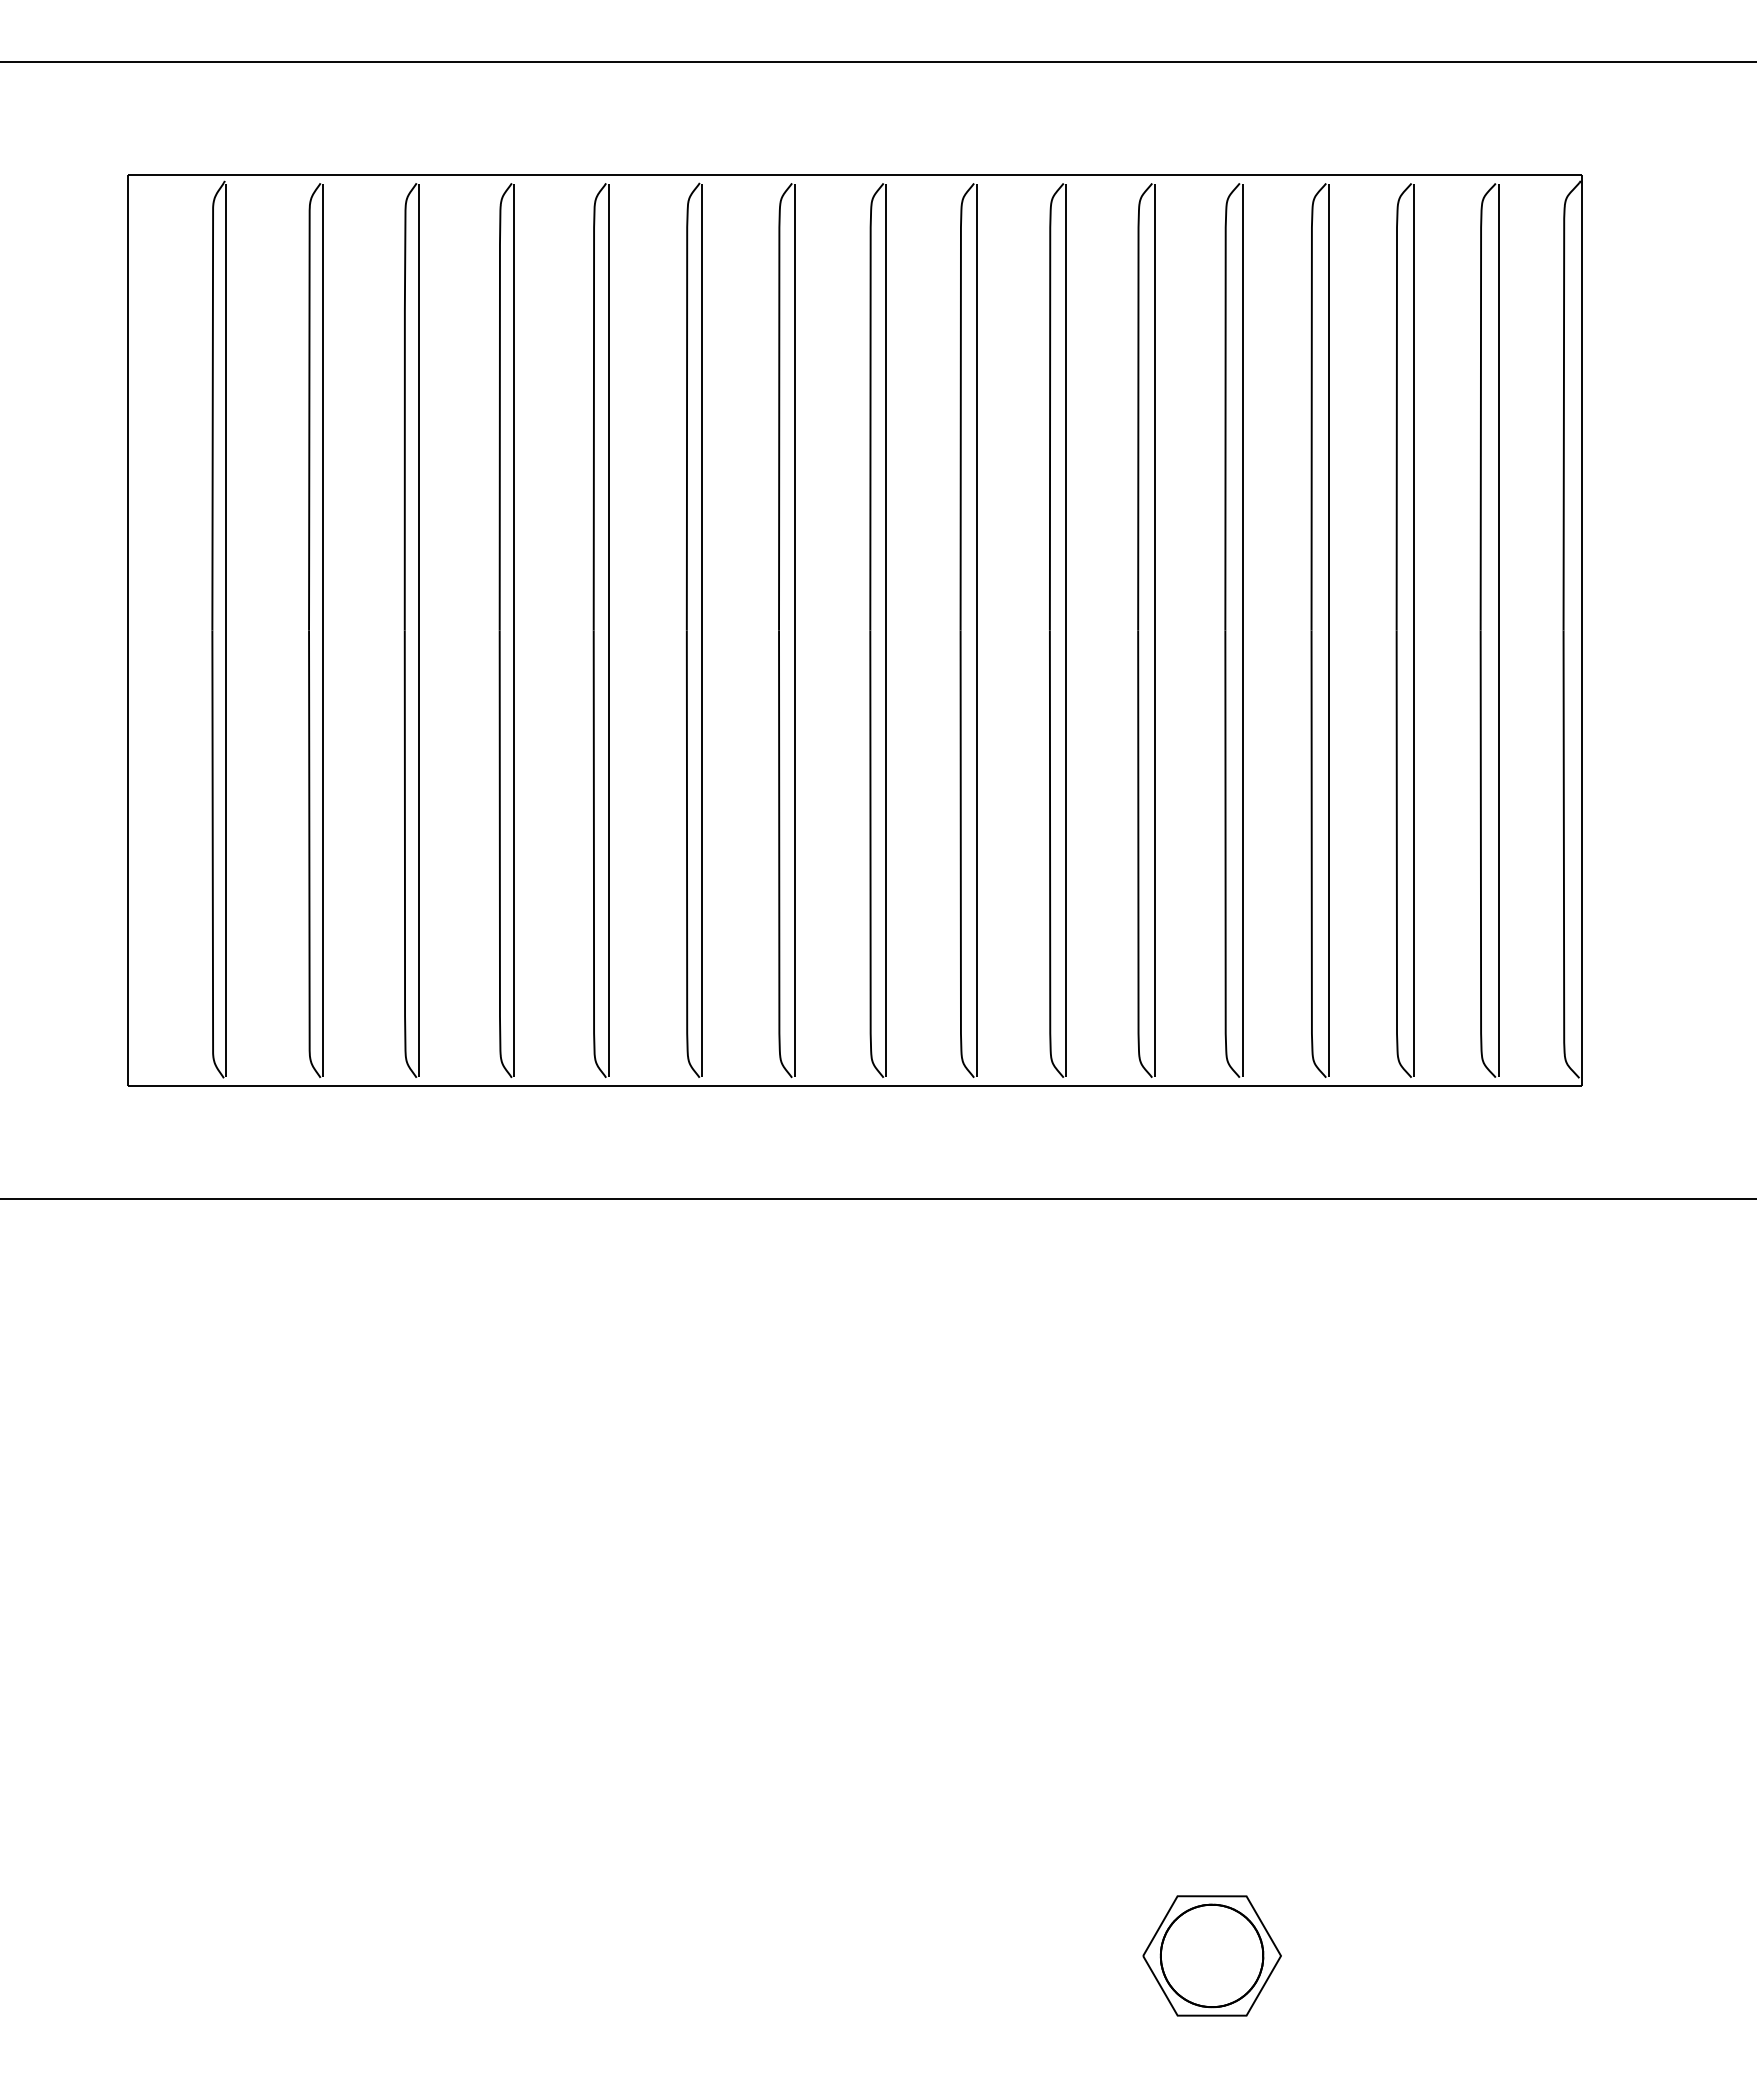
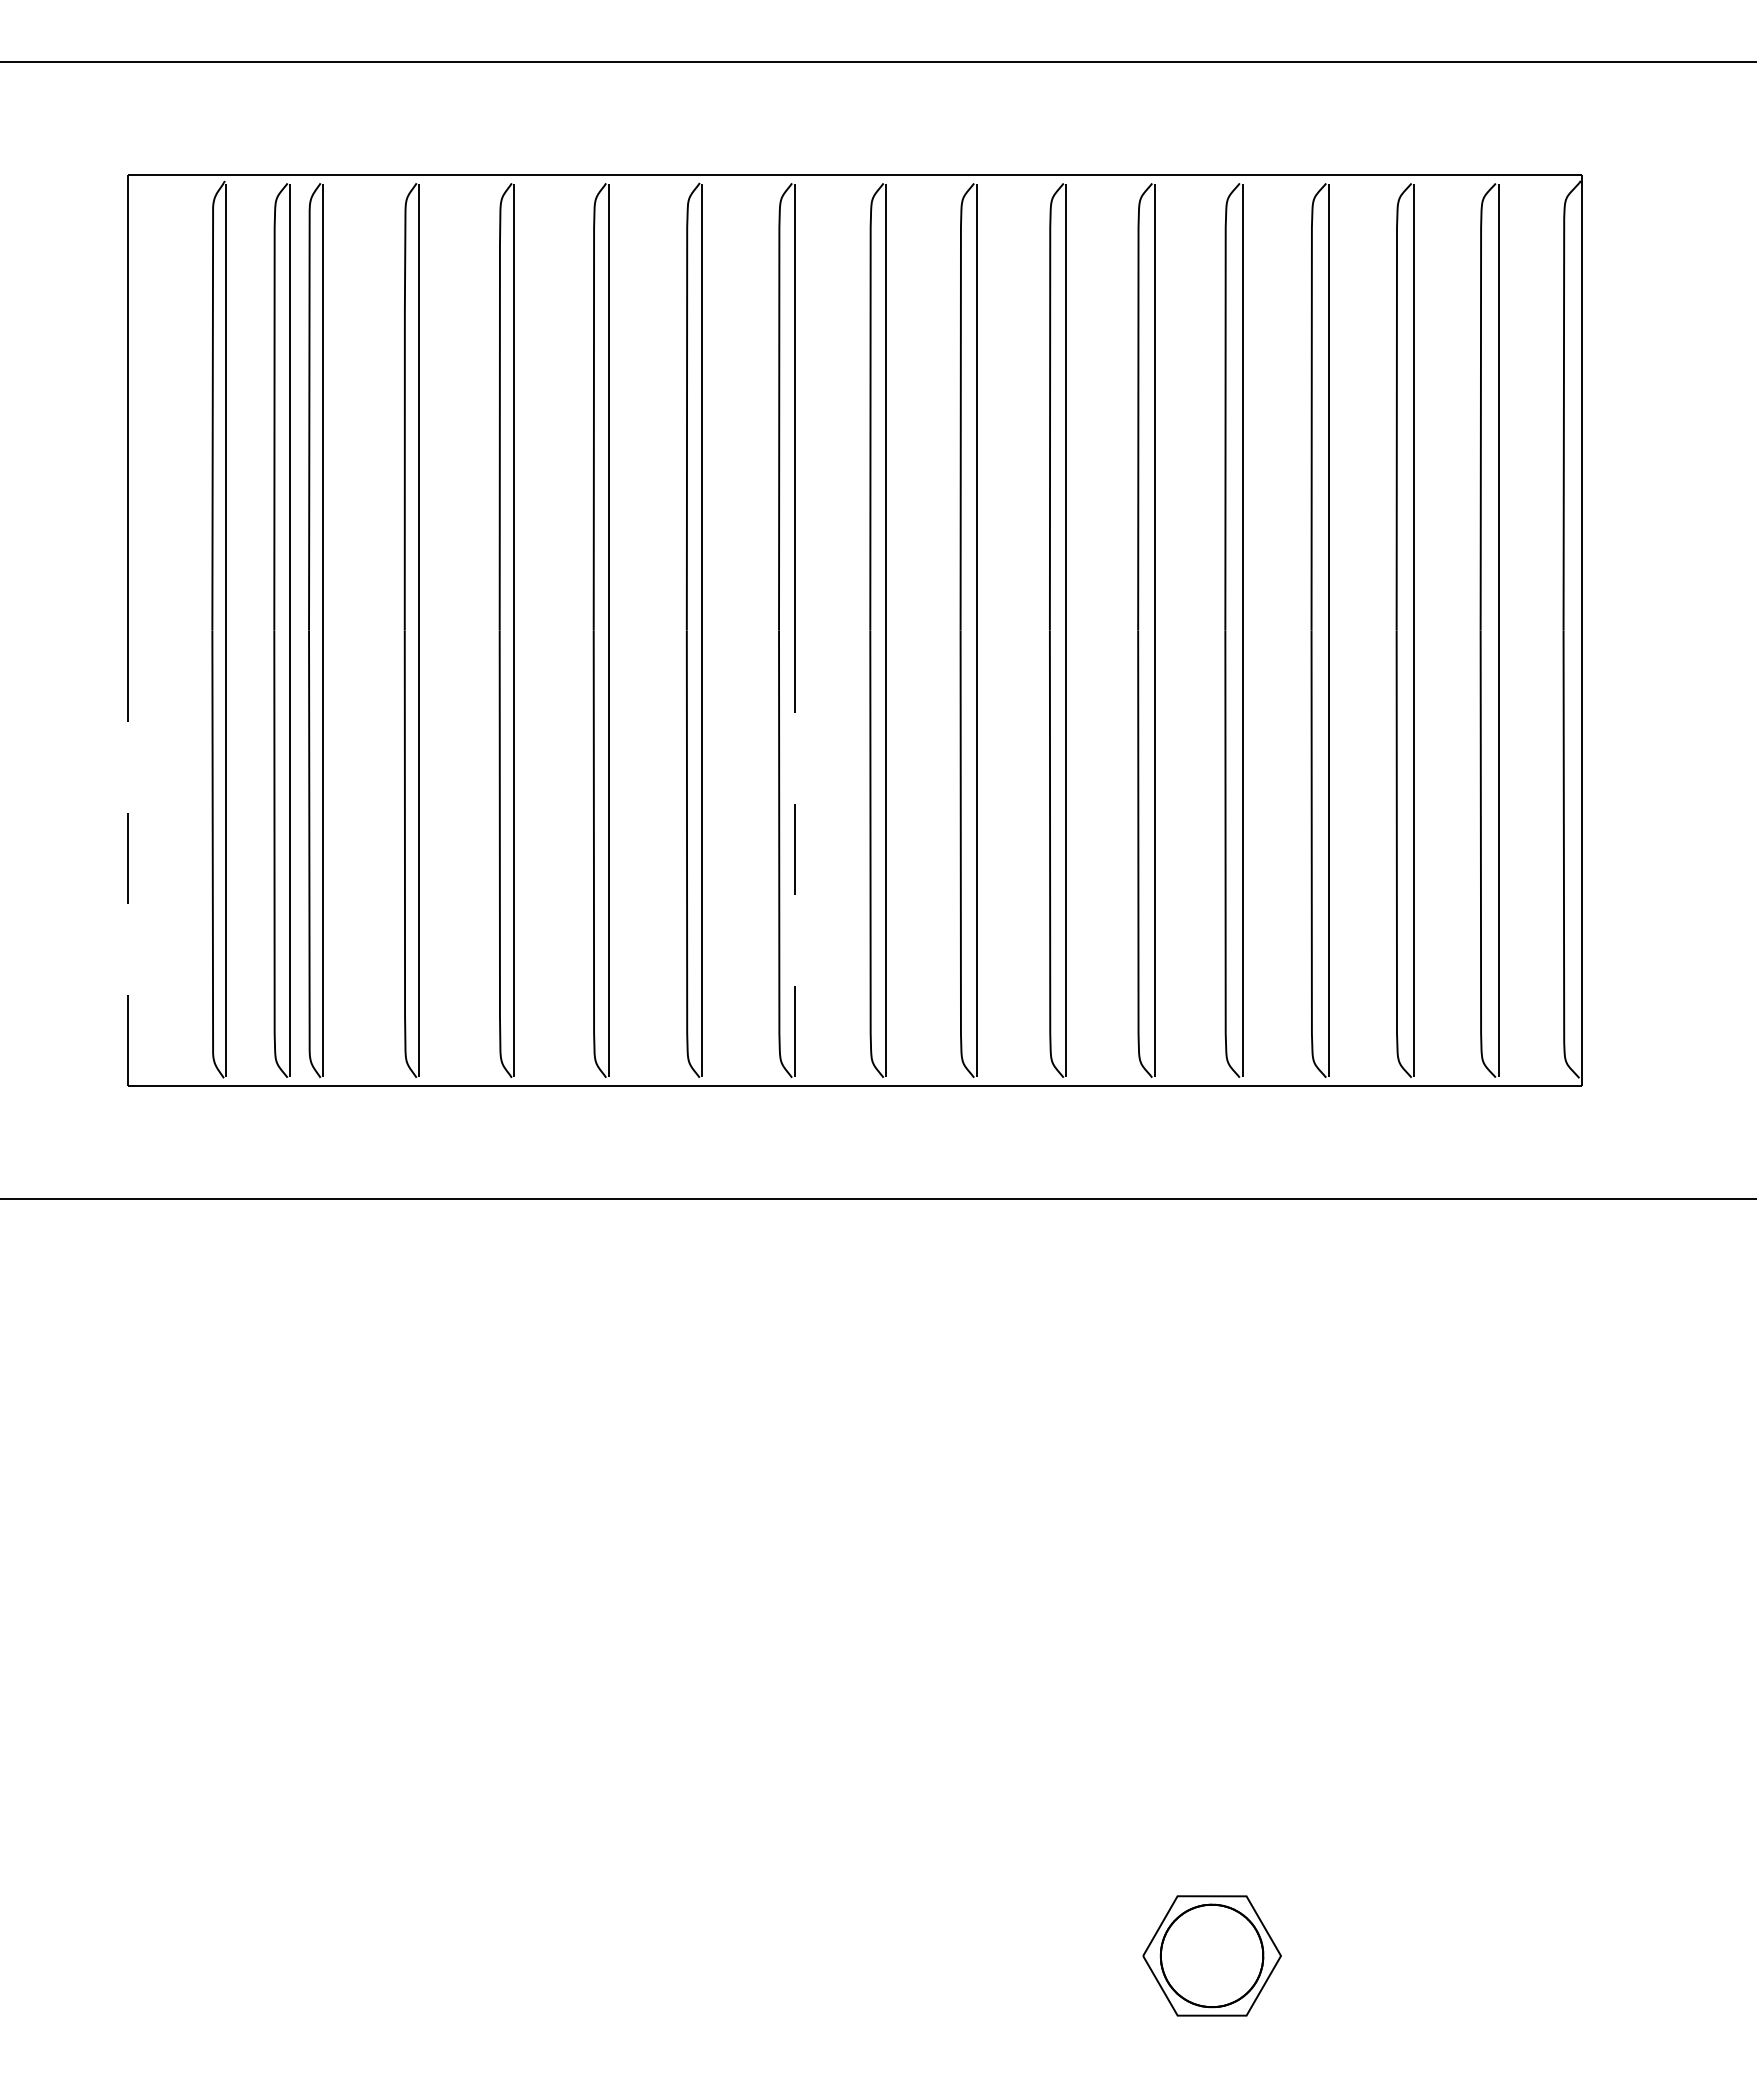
part: none -> present (281, 630)
line: solid -> dashed (794, 853)
line: solid -> dashed (127, 854)
